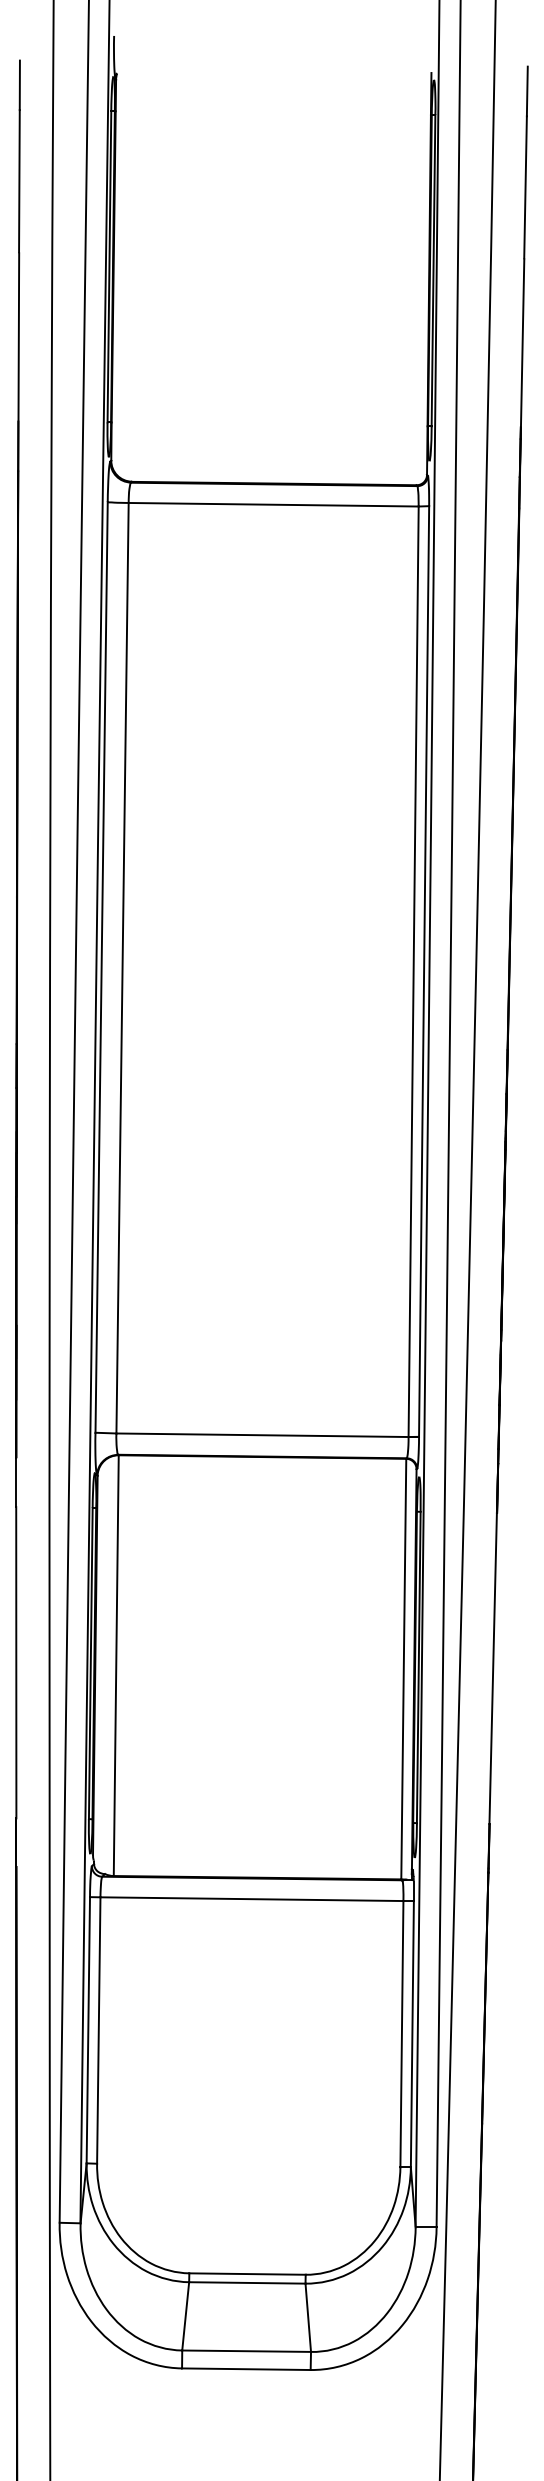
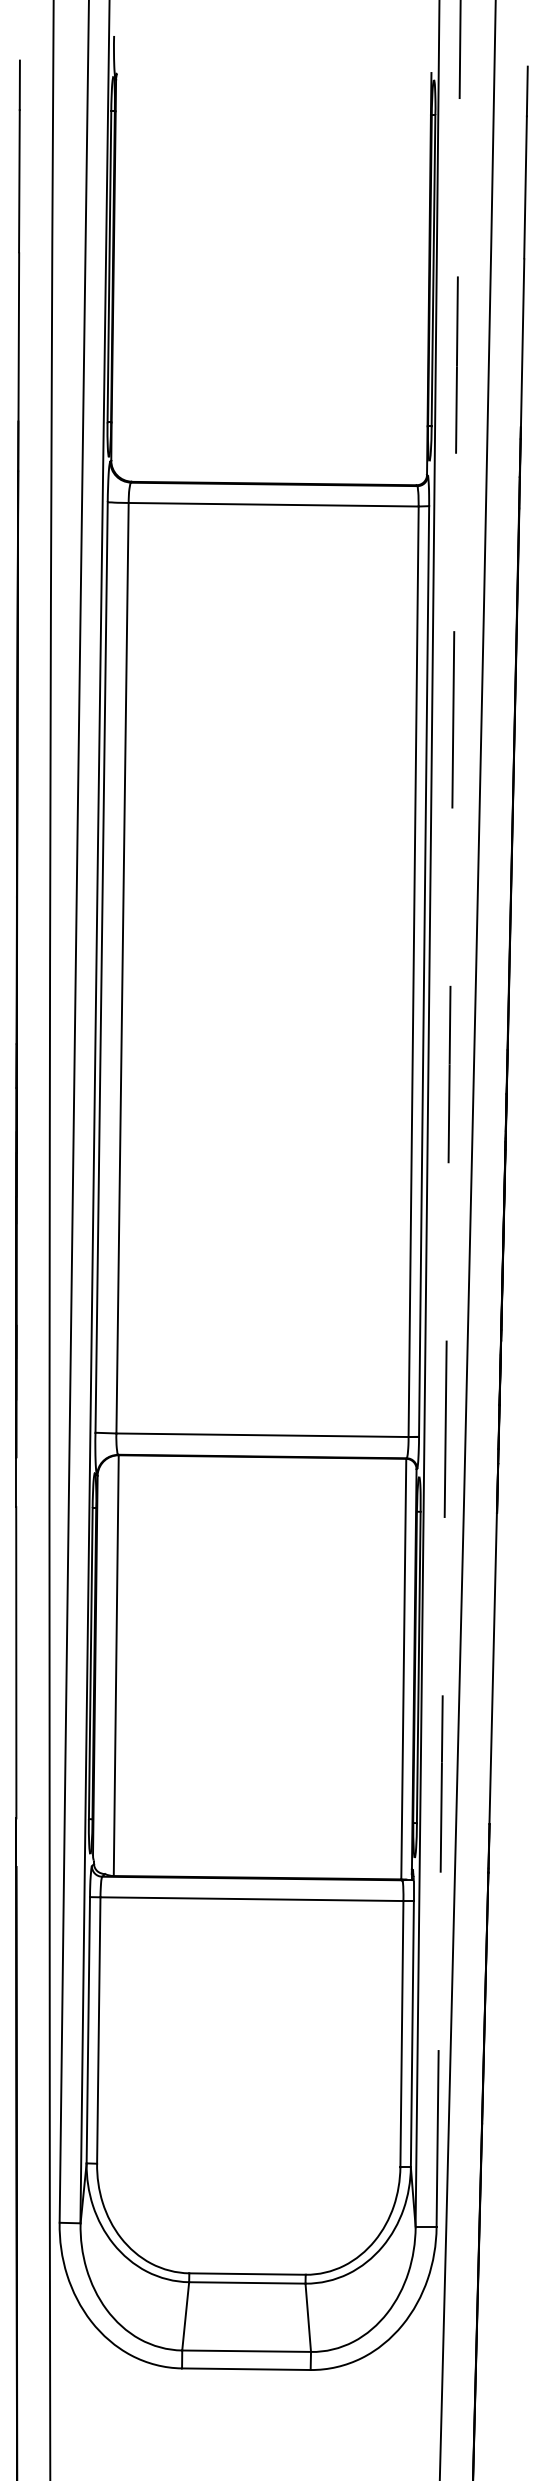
arc: solid -> dashed (449, 1113)
